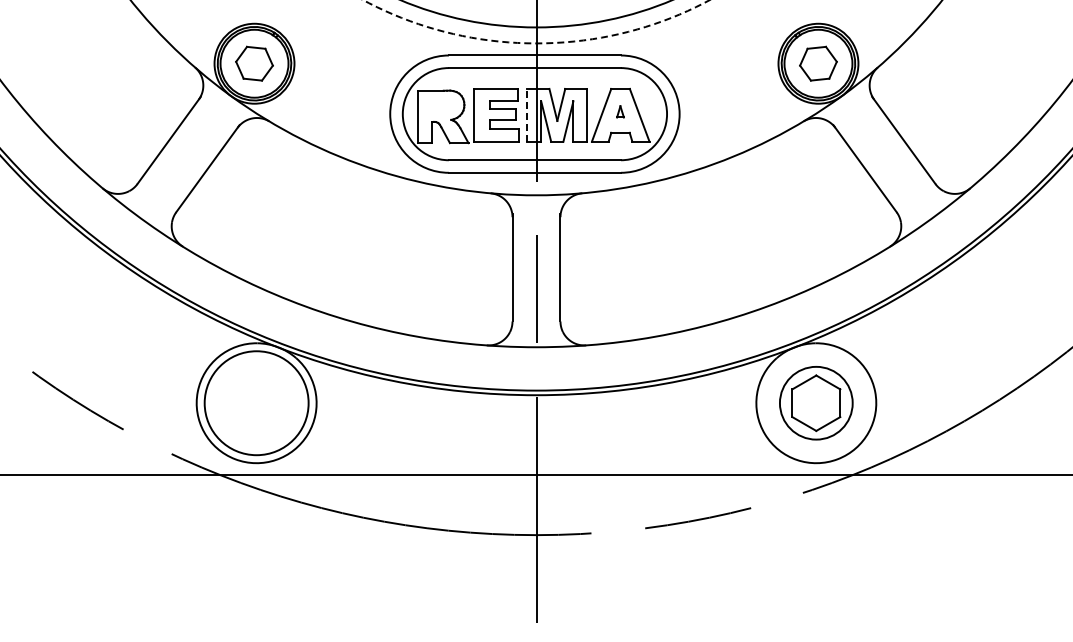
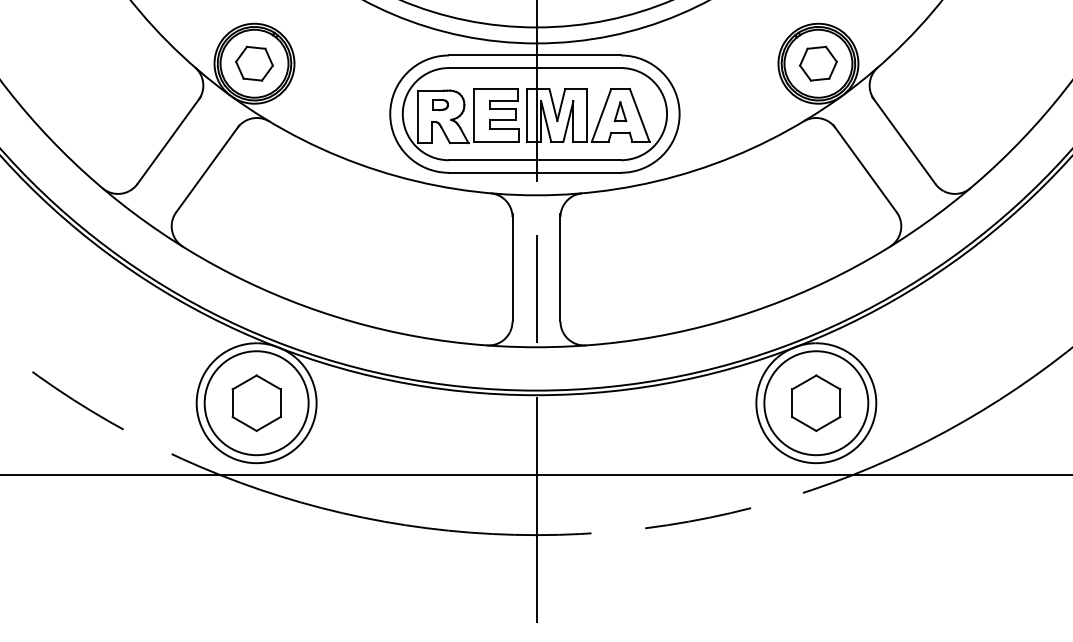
circle: dashed -> solid (536, 21)
part: none -> present (440, 105)
part size: 9x14 px -> 15x22 px (620, 111)
line: dashed -> solid (527, 114)
part: none -> present (256, 402)
circle diameter: 73 px -> 104 px (816, 403)
